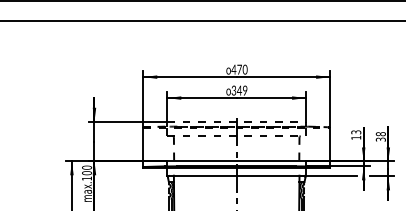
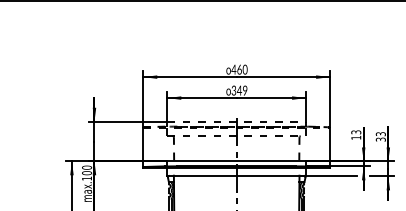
line: present -> none (202, 21)
text: 470 -> 460 (239, 69)
text: 38 -> 33 (380, 134)
